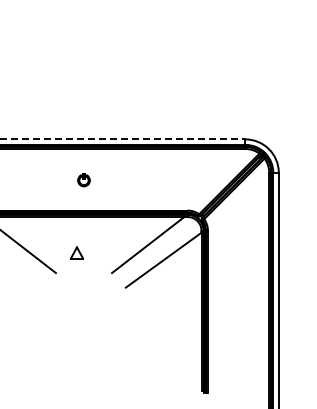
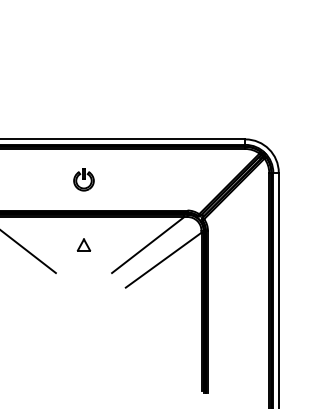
line: dashed -> solid (123, 139)
part size: 14x15 px -> 22x24 px (83, 179)
part position: (76, 252) -> (83, 244) (83, 244)
